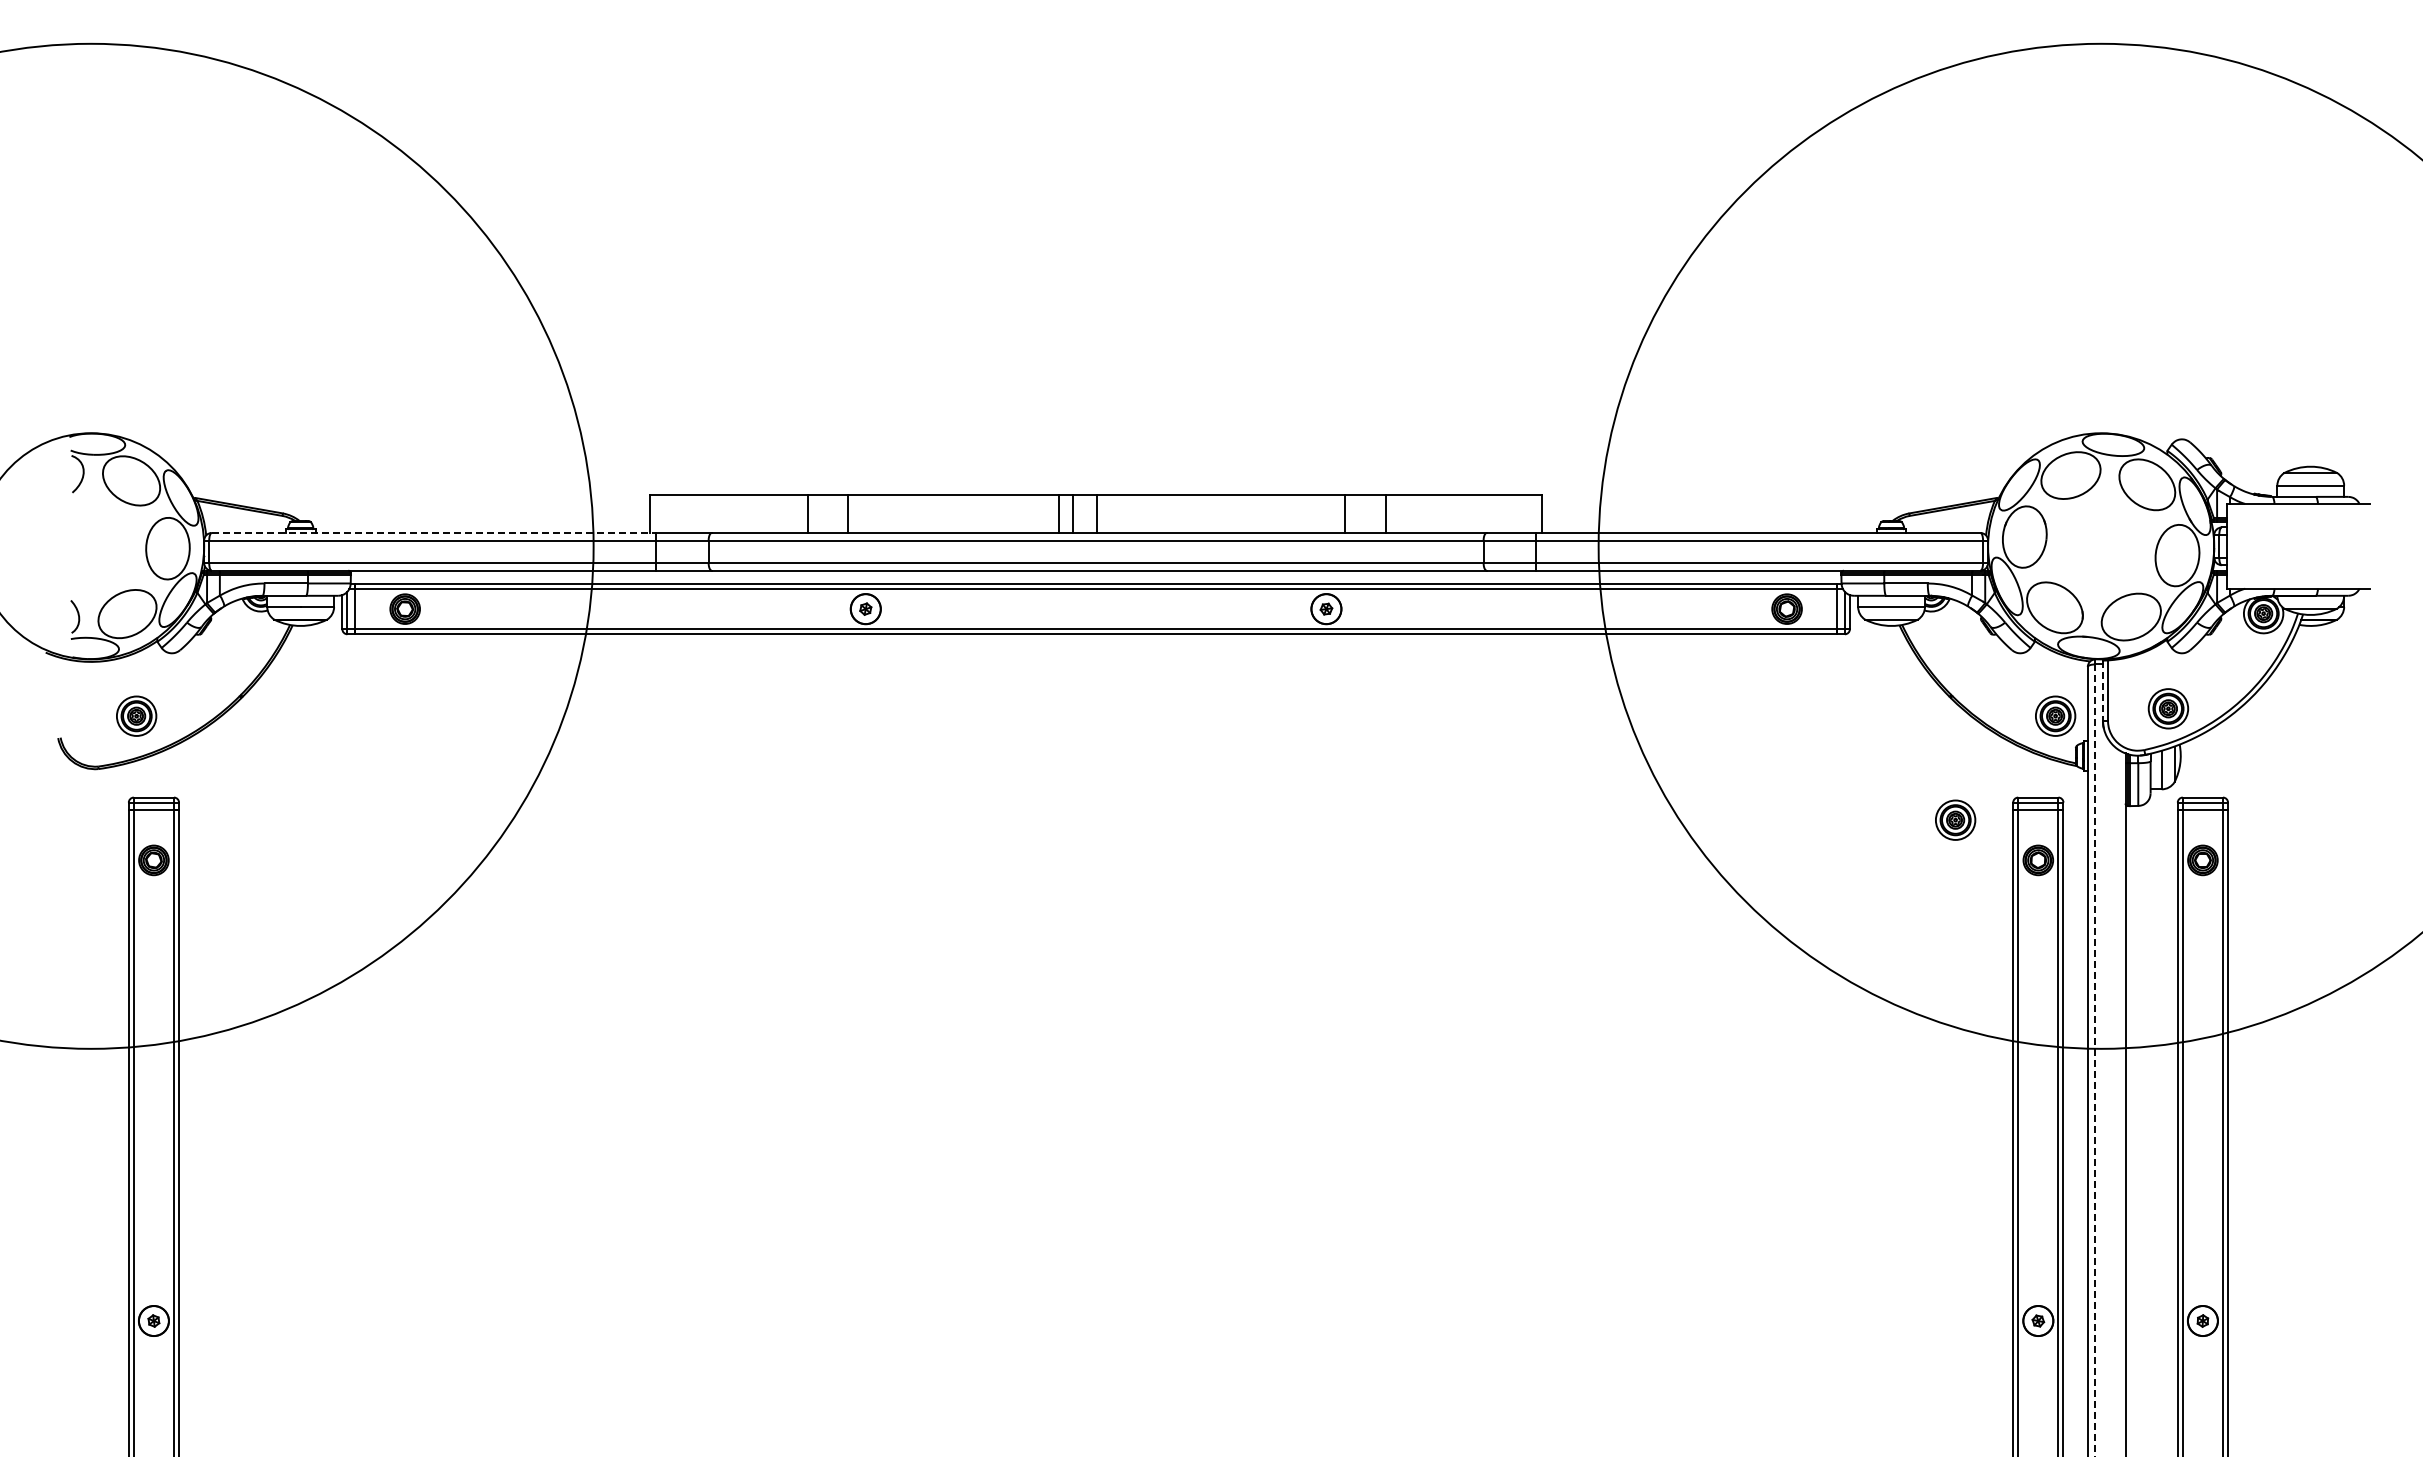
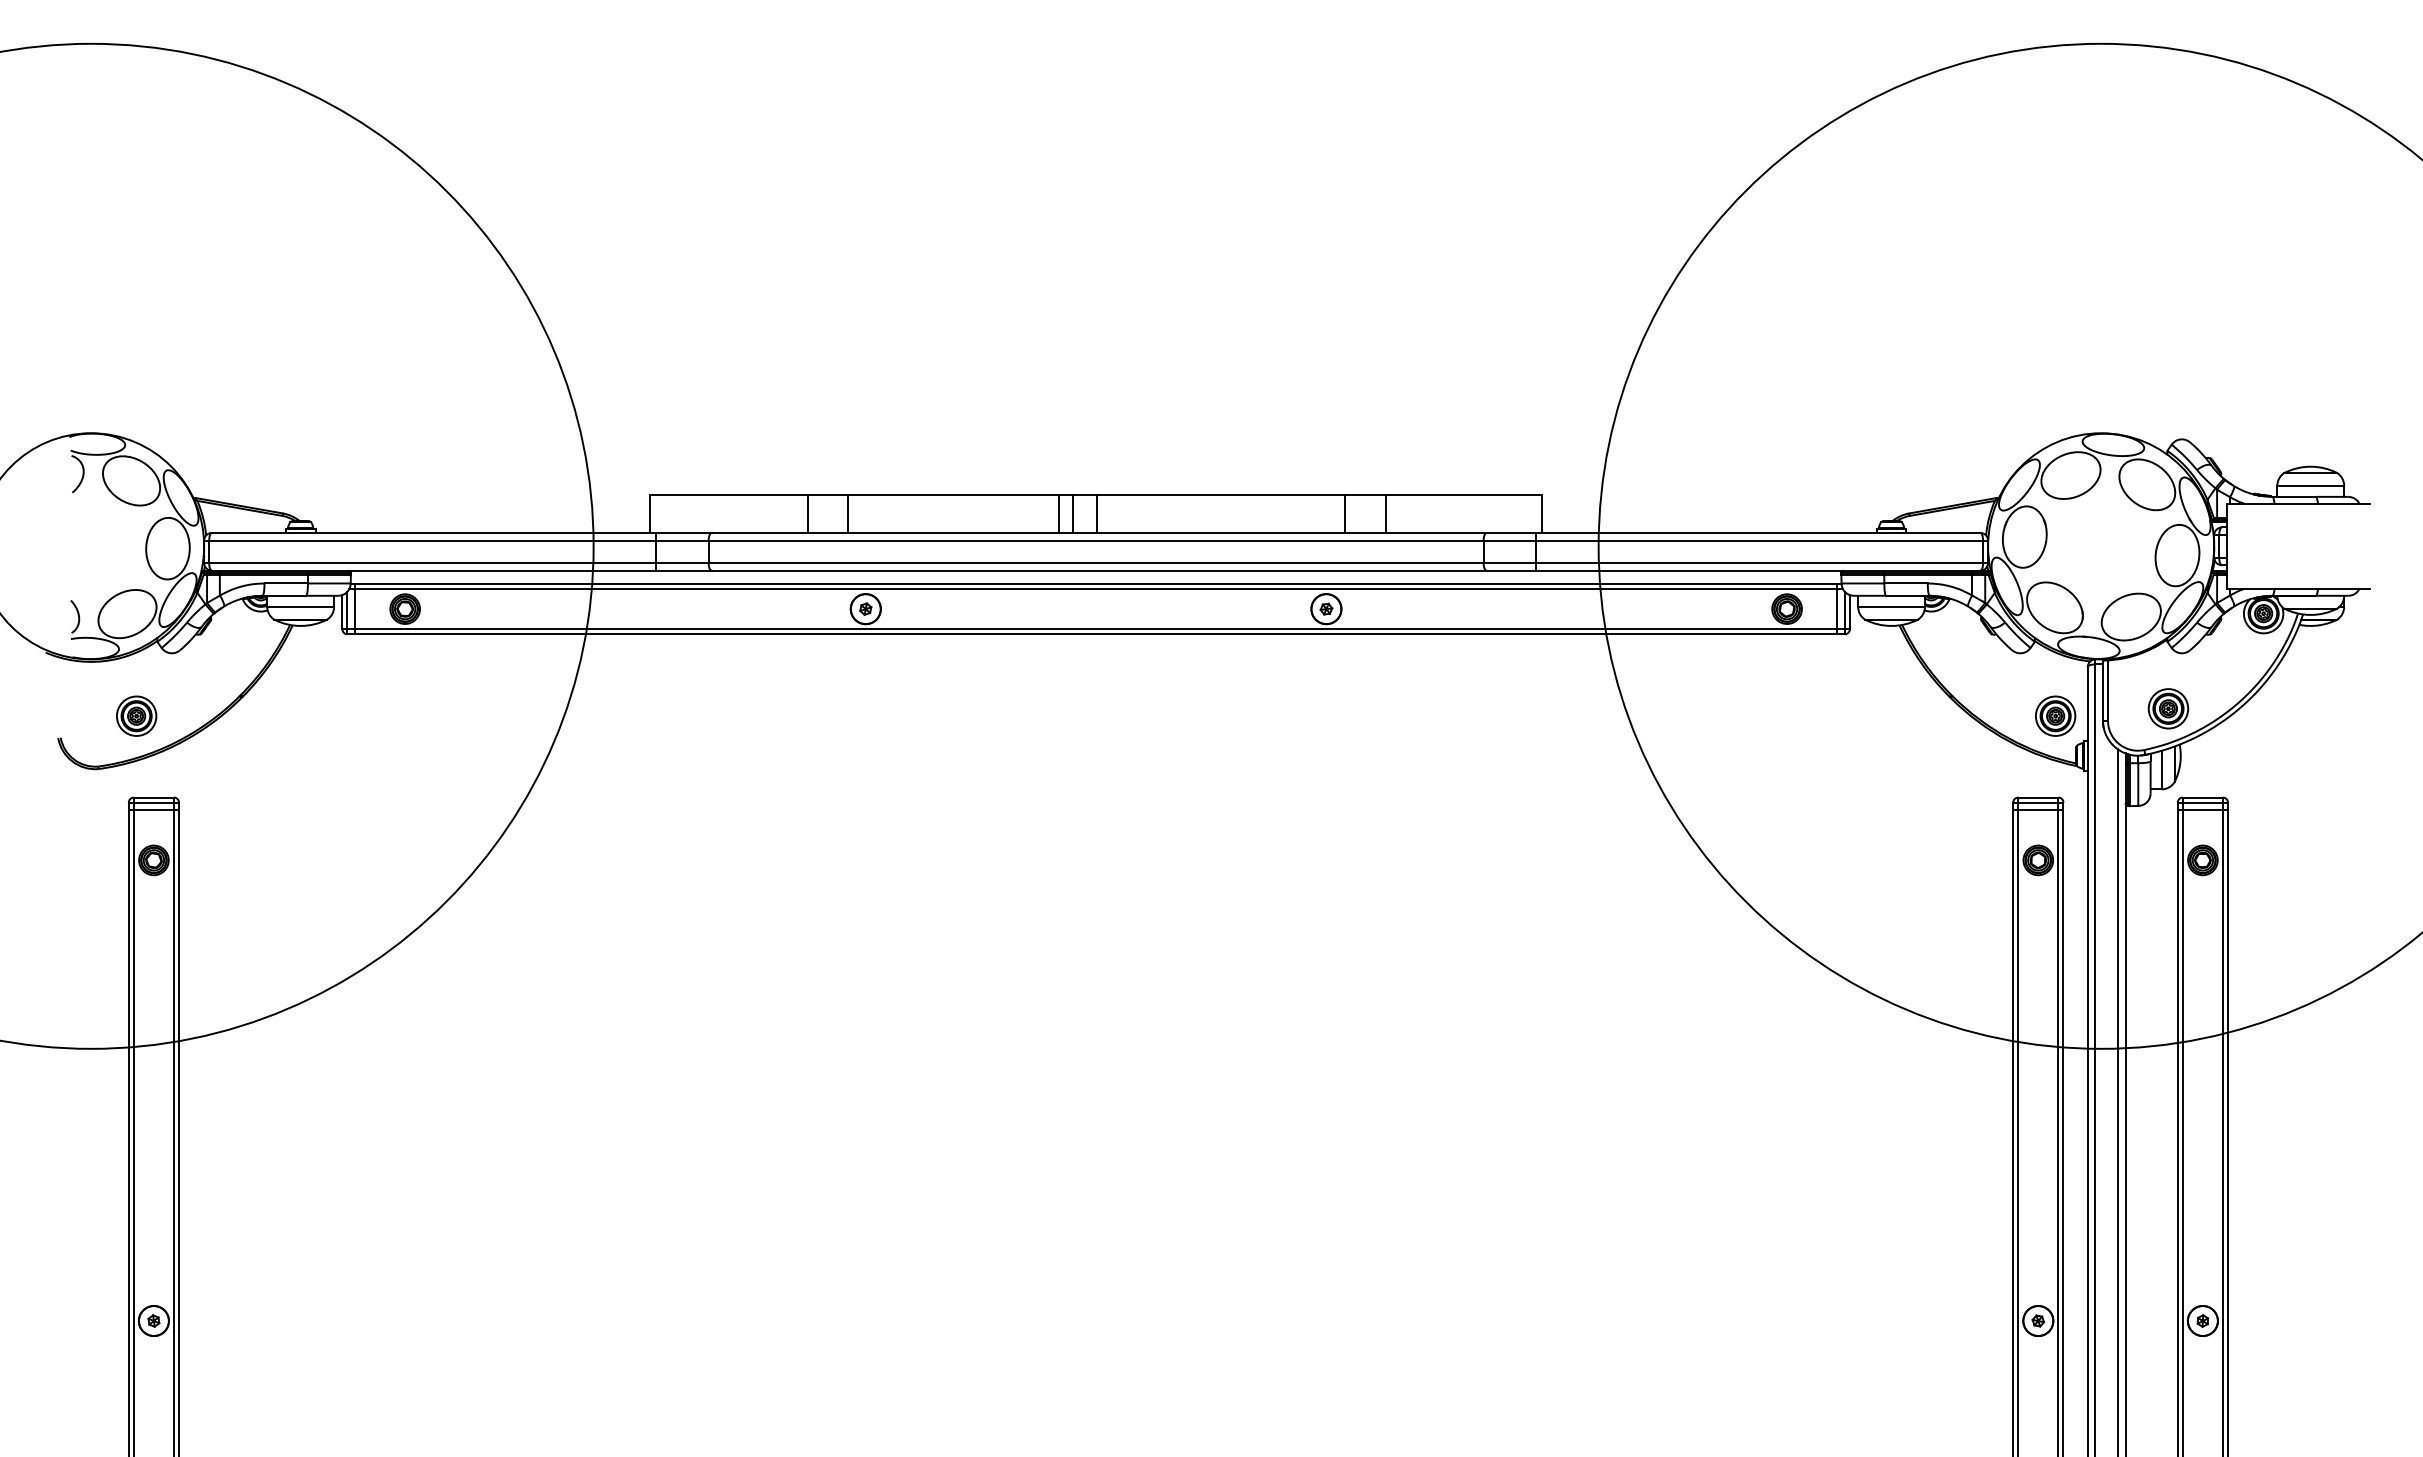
line: dashed -> solid (434, 533)
line: dashed -> solid (2102, 690)
part: present -> none (1955, 819)
line: dashed -> solid (2095, 1060)
line: none -> present (2117, 1101)
